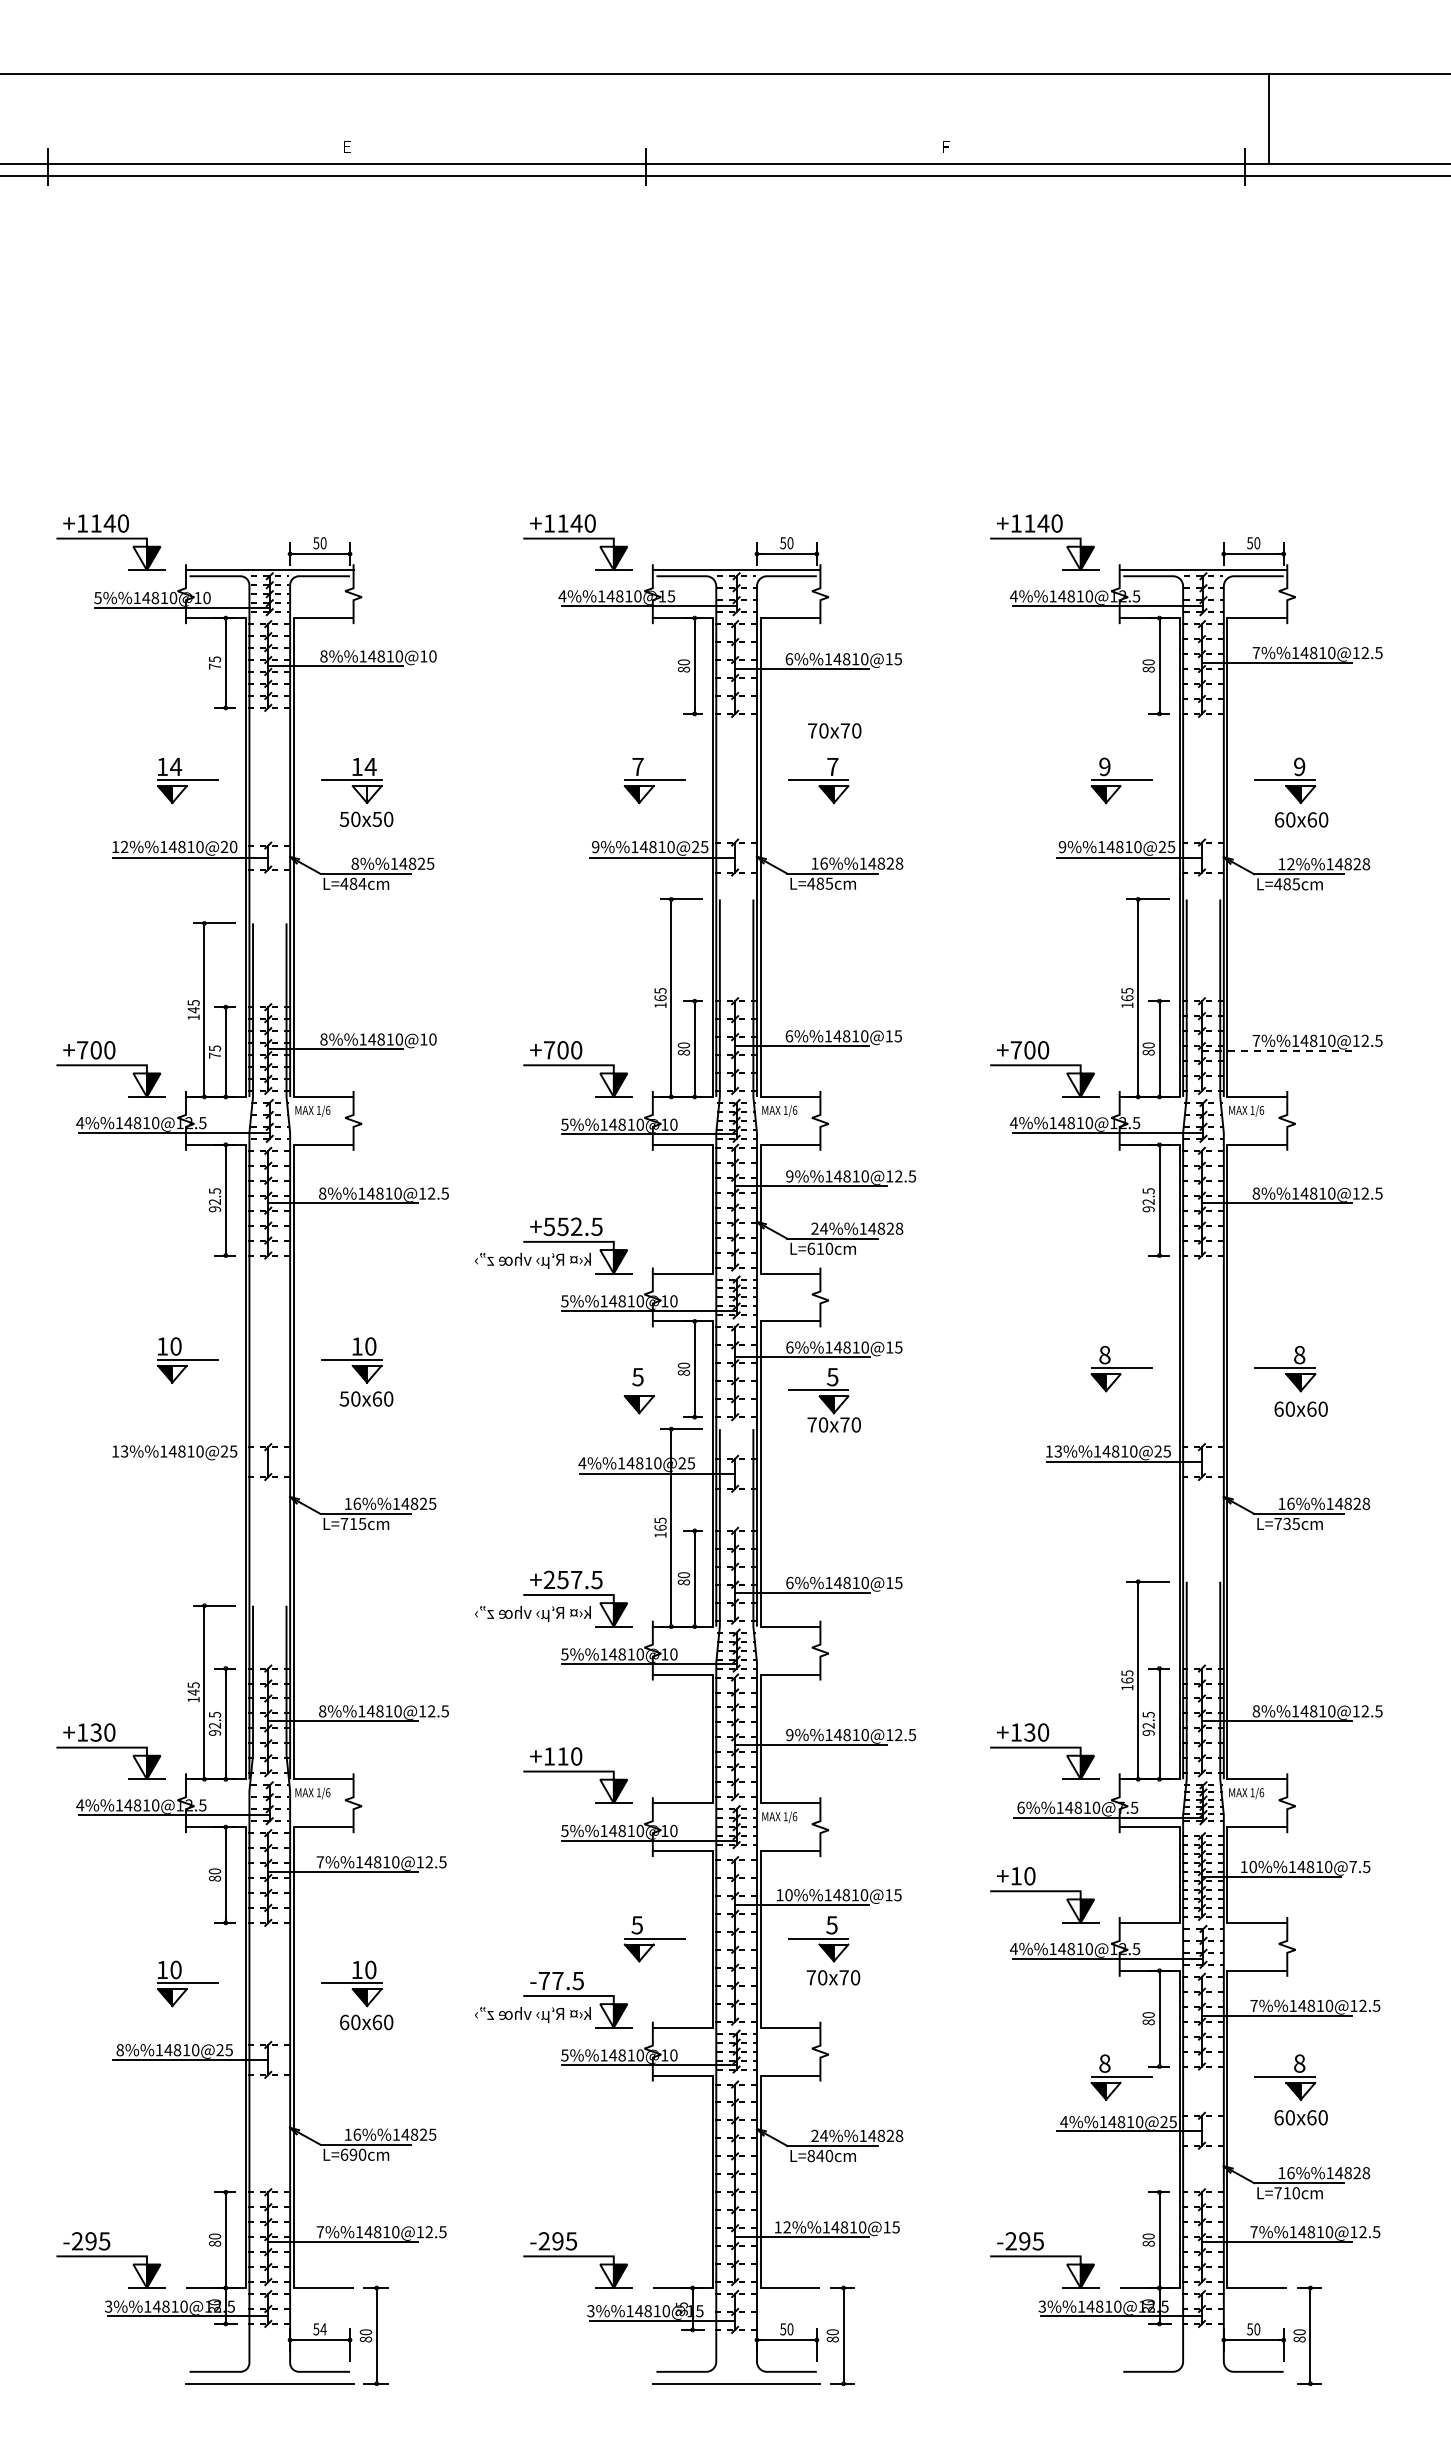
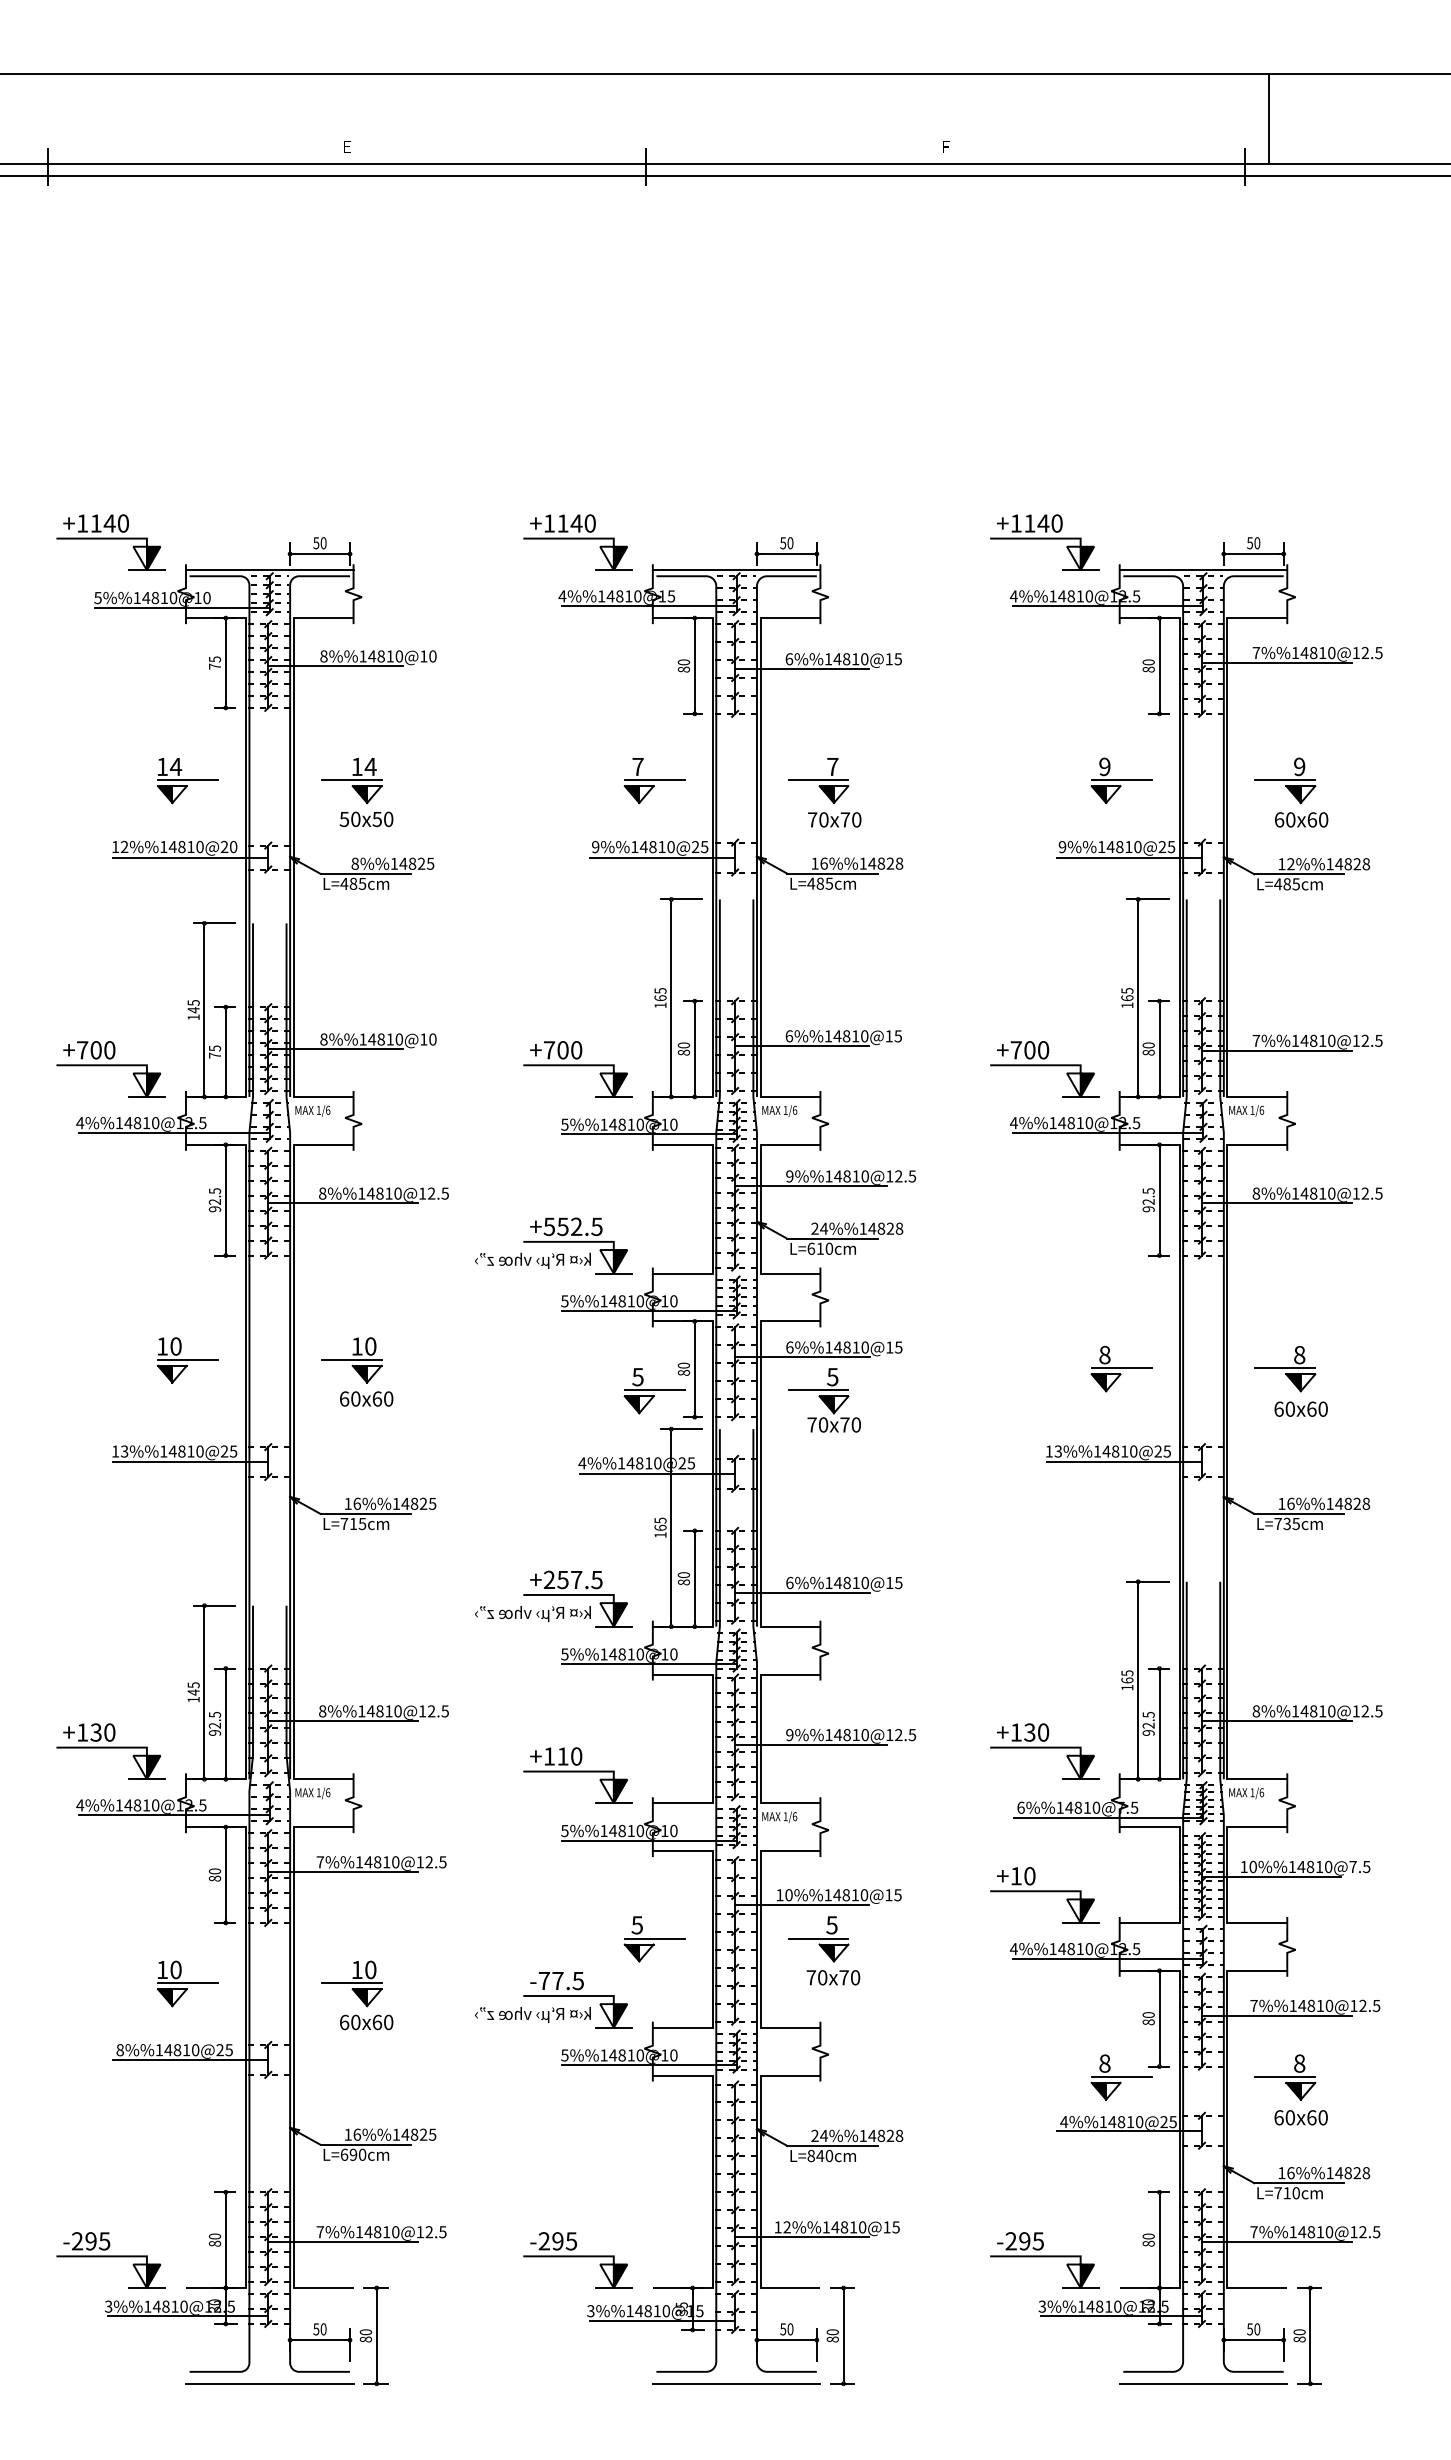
text position: (834, 730) -> (834, 819) (834, 819)
fill: none -> present (359, 794)
text: L=484cm -> L=485cm (362, 883)
line: dashed -> solid (1276, 1050)
line: none -> present (654, 1390)
text: 50x60 -> 60x60 (344, 1398)
line: none -> present (190, 1462)
text: 54 -> 50 (323, 2329)
line: none -> present (1203, 2383)
